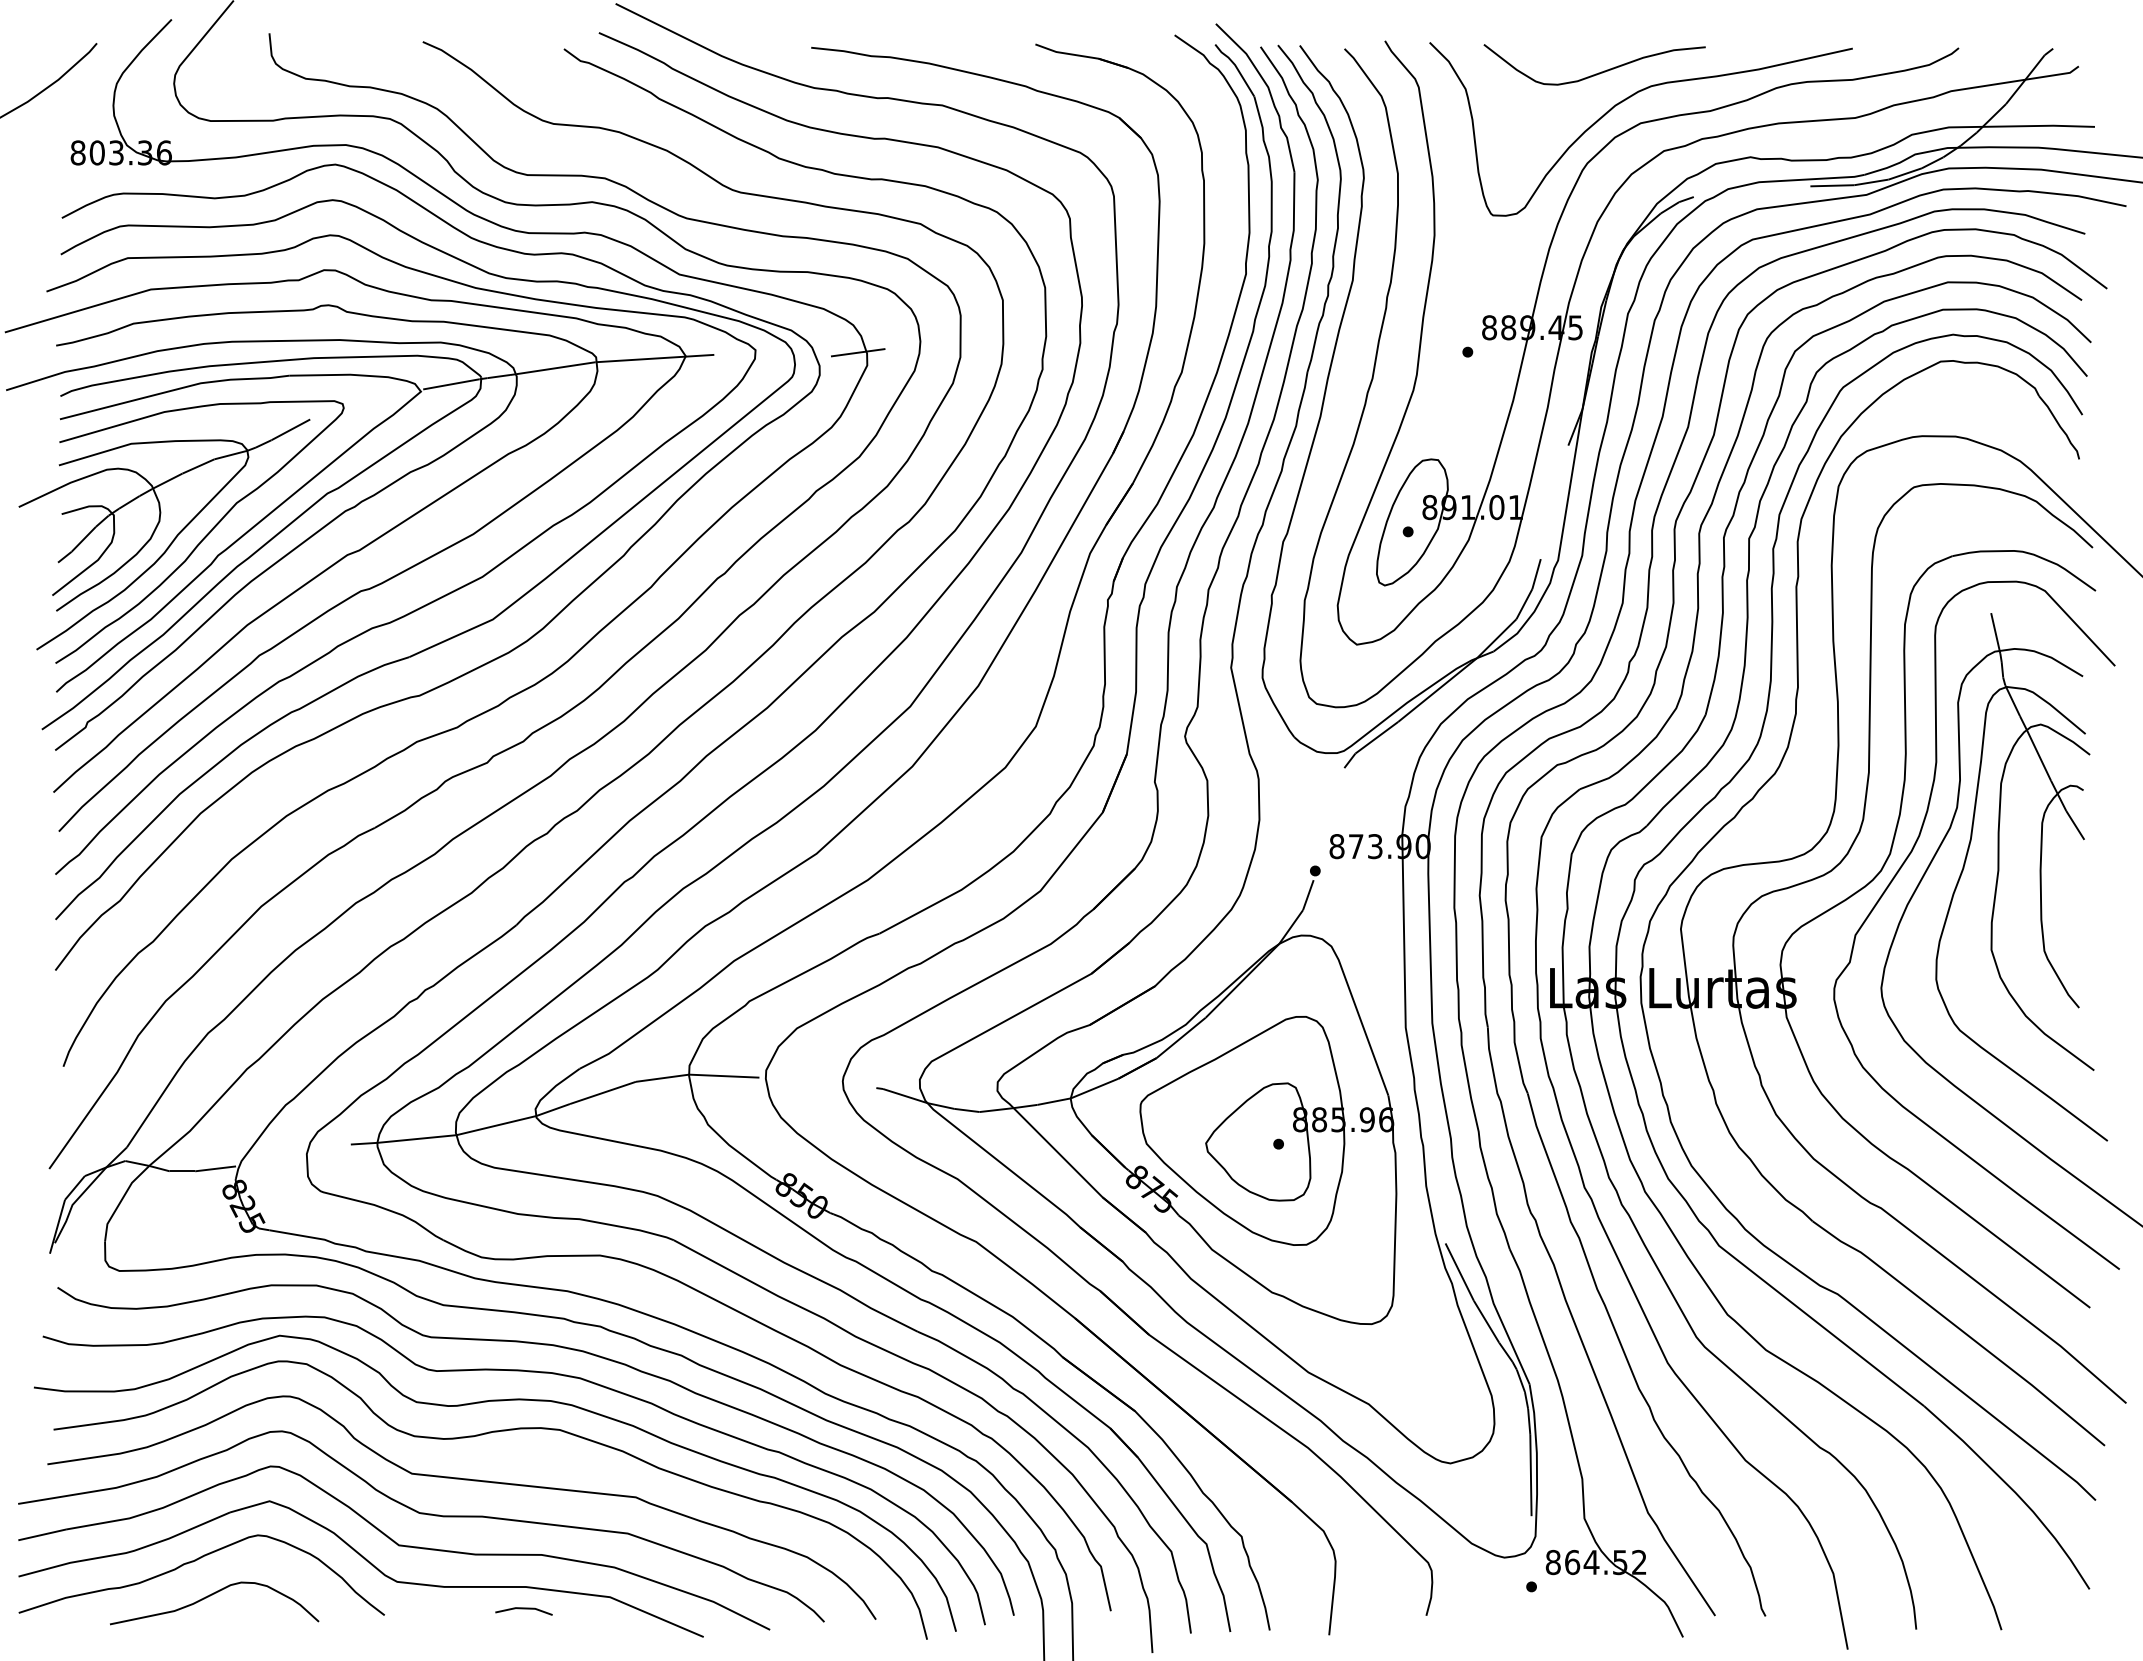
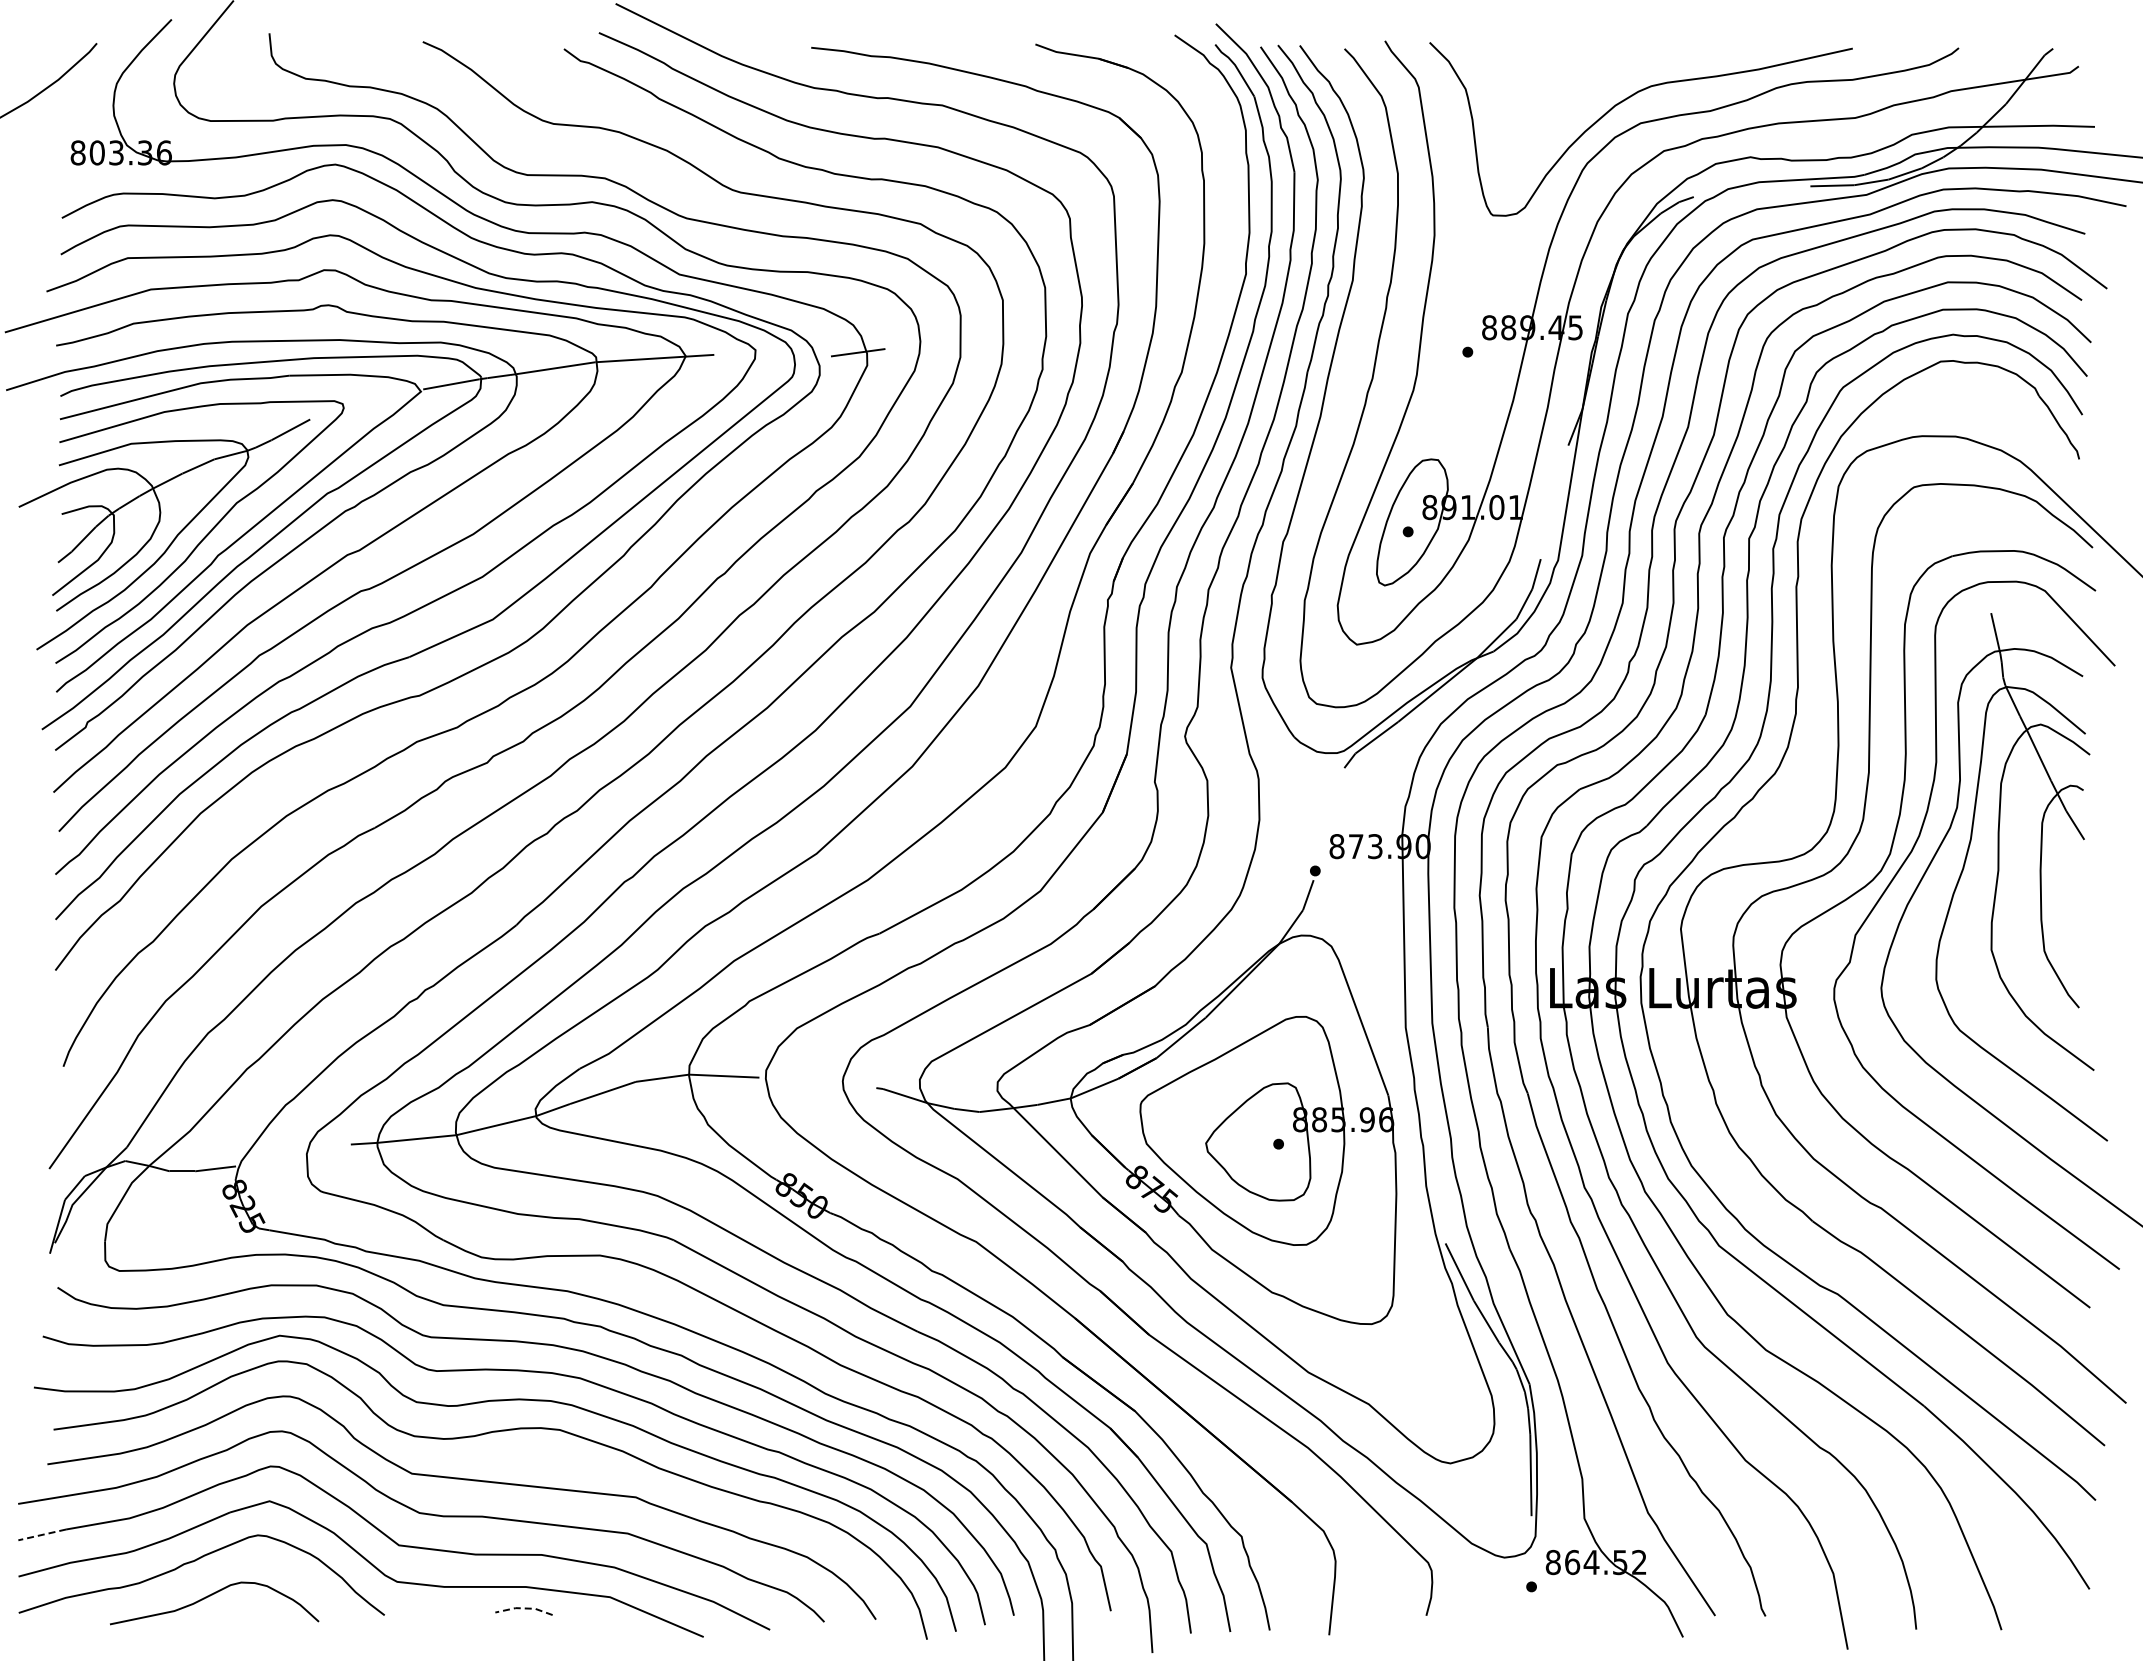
curve: present -> none (1598, 72)
line: solid -> dashed (41, 1535)
line: solid -> dashed (524, 1608)
